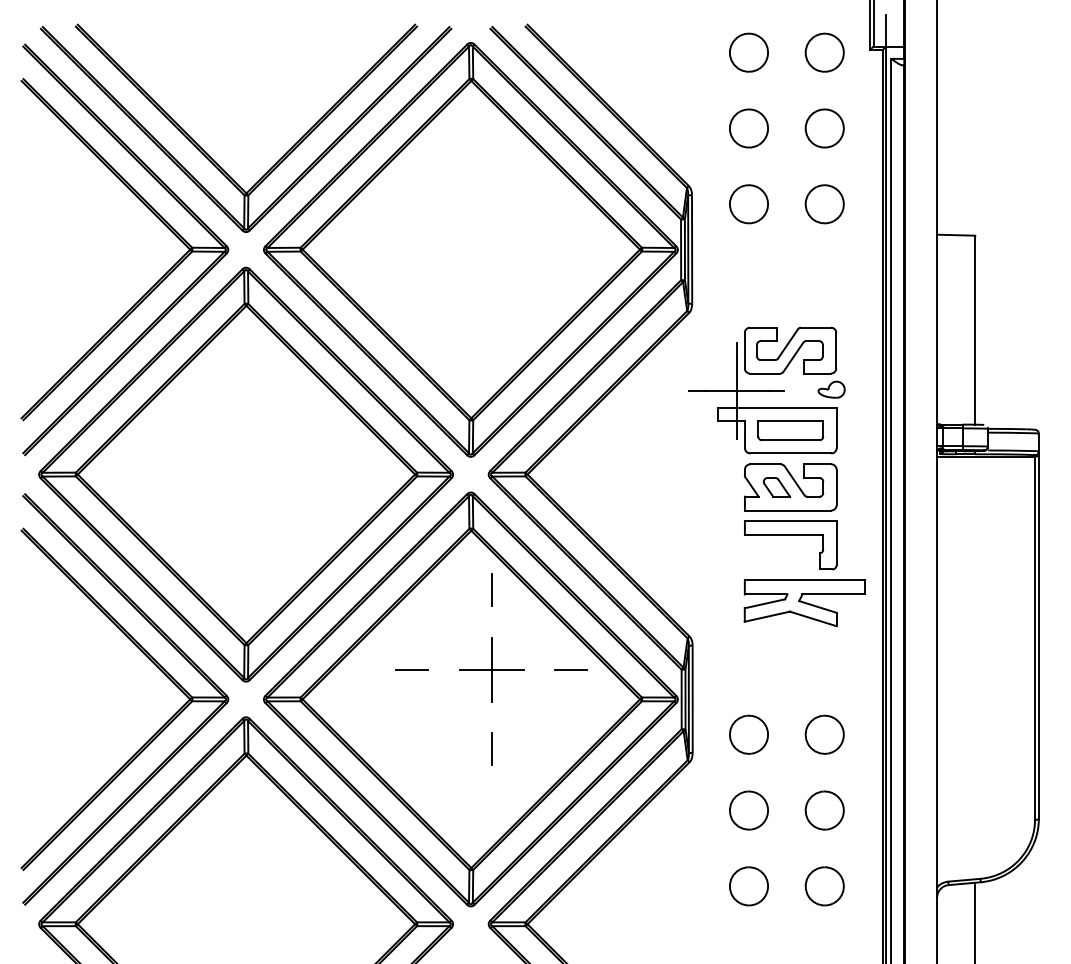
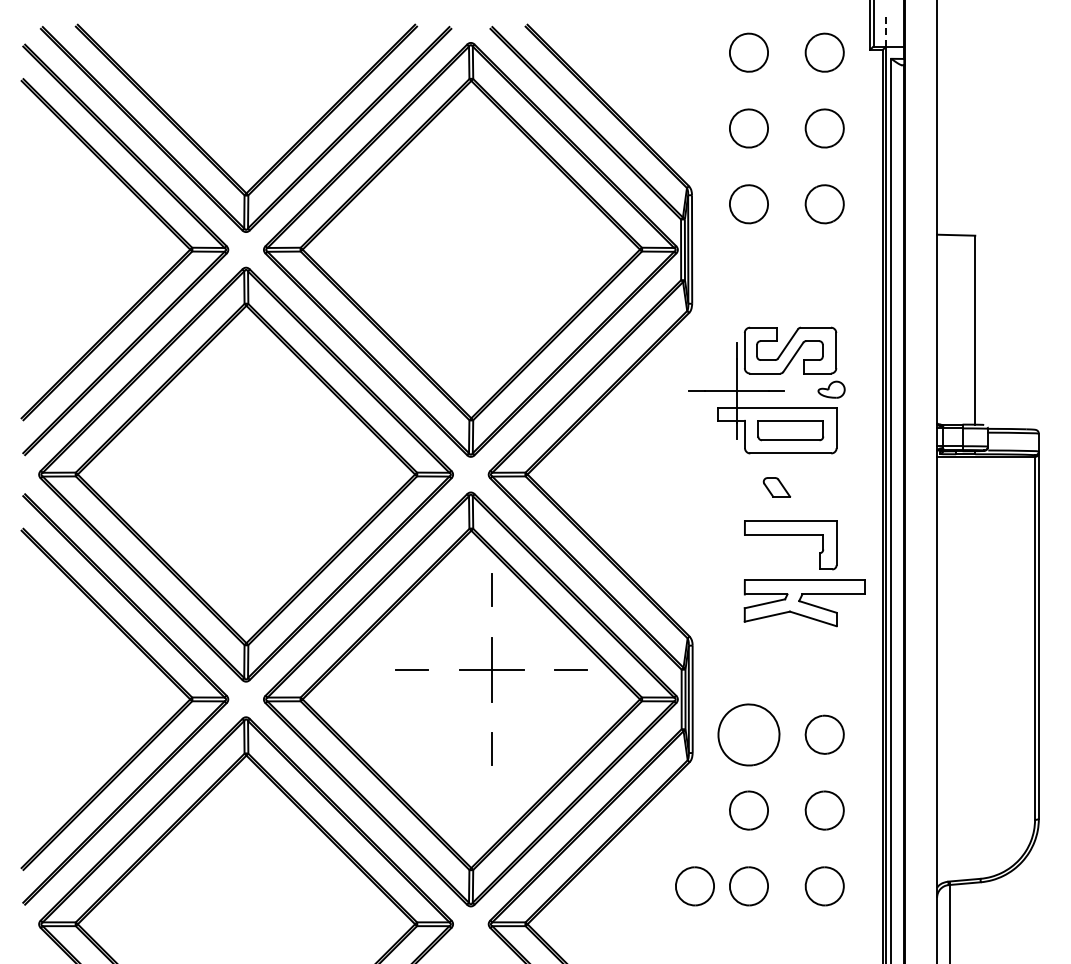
line: solid -> dashed (886, 30)
part: present -> none (790, 487)
part size: 40x41 px -> 64x64 px (748, 734)
part: none -> present (694, 886)
line position: (975, 921) -> (950, 921) (950, 921)
